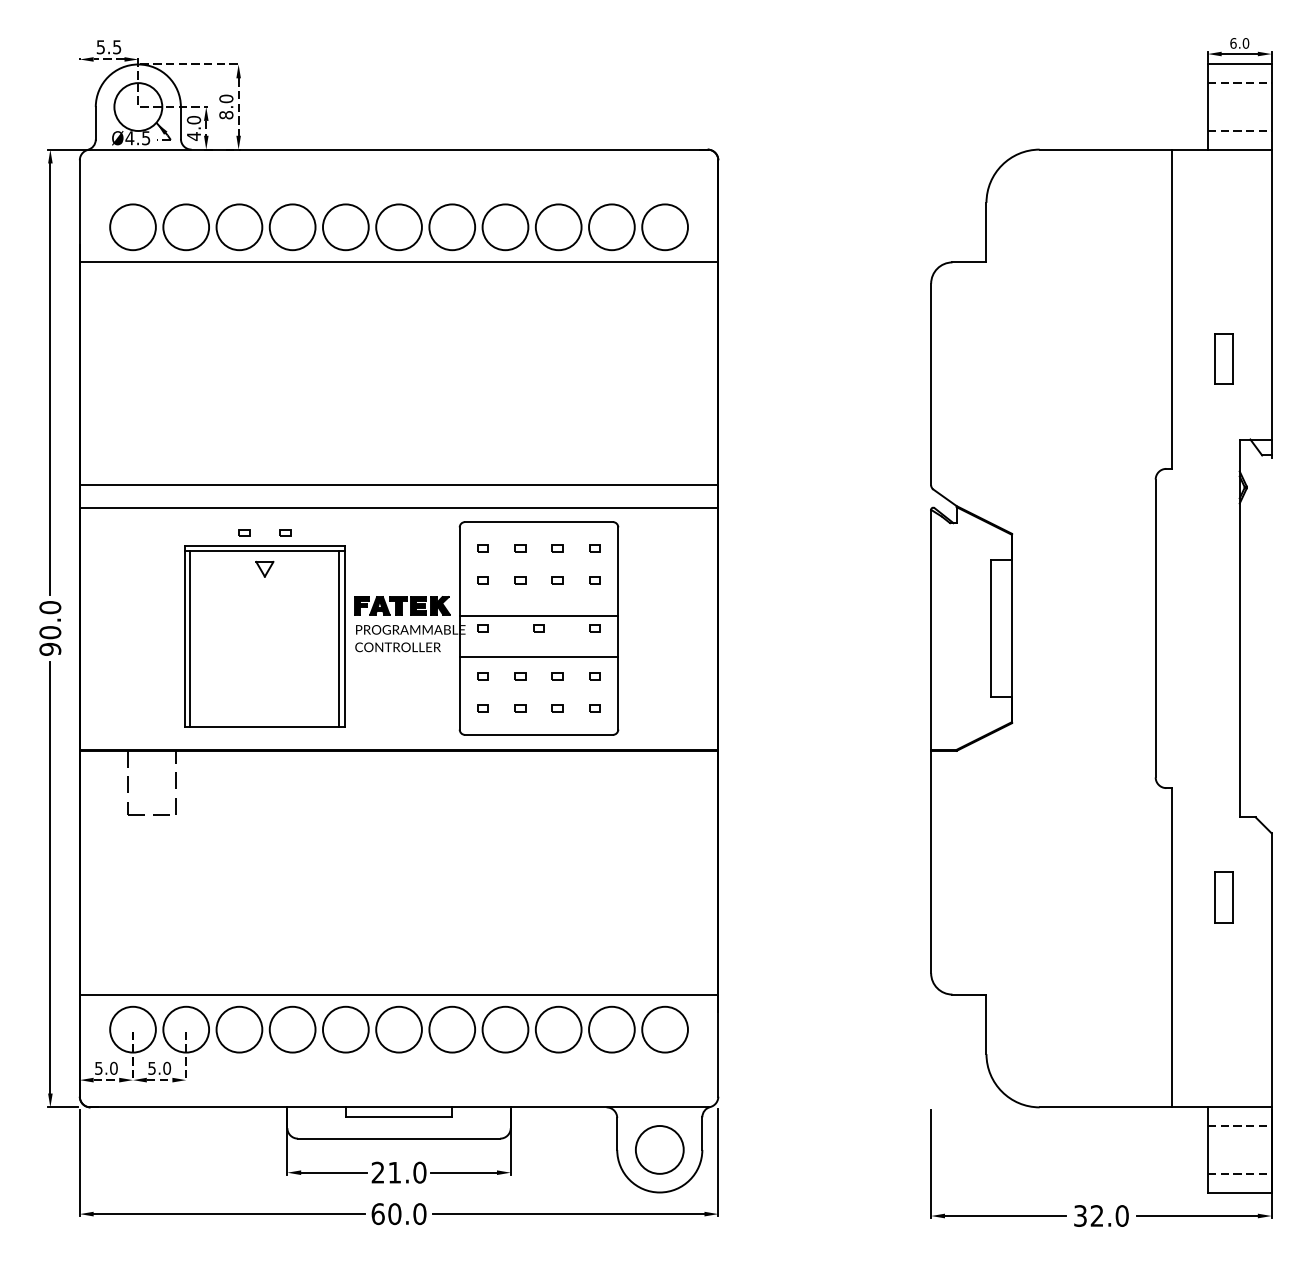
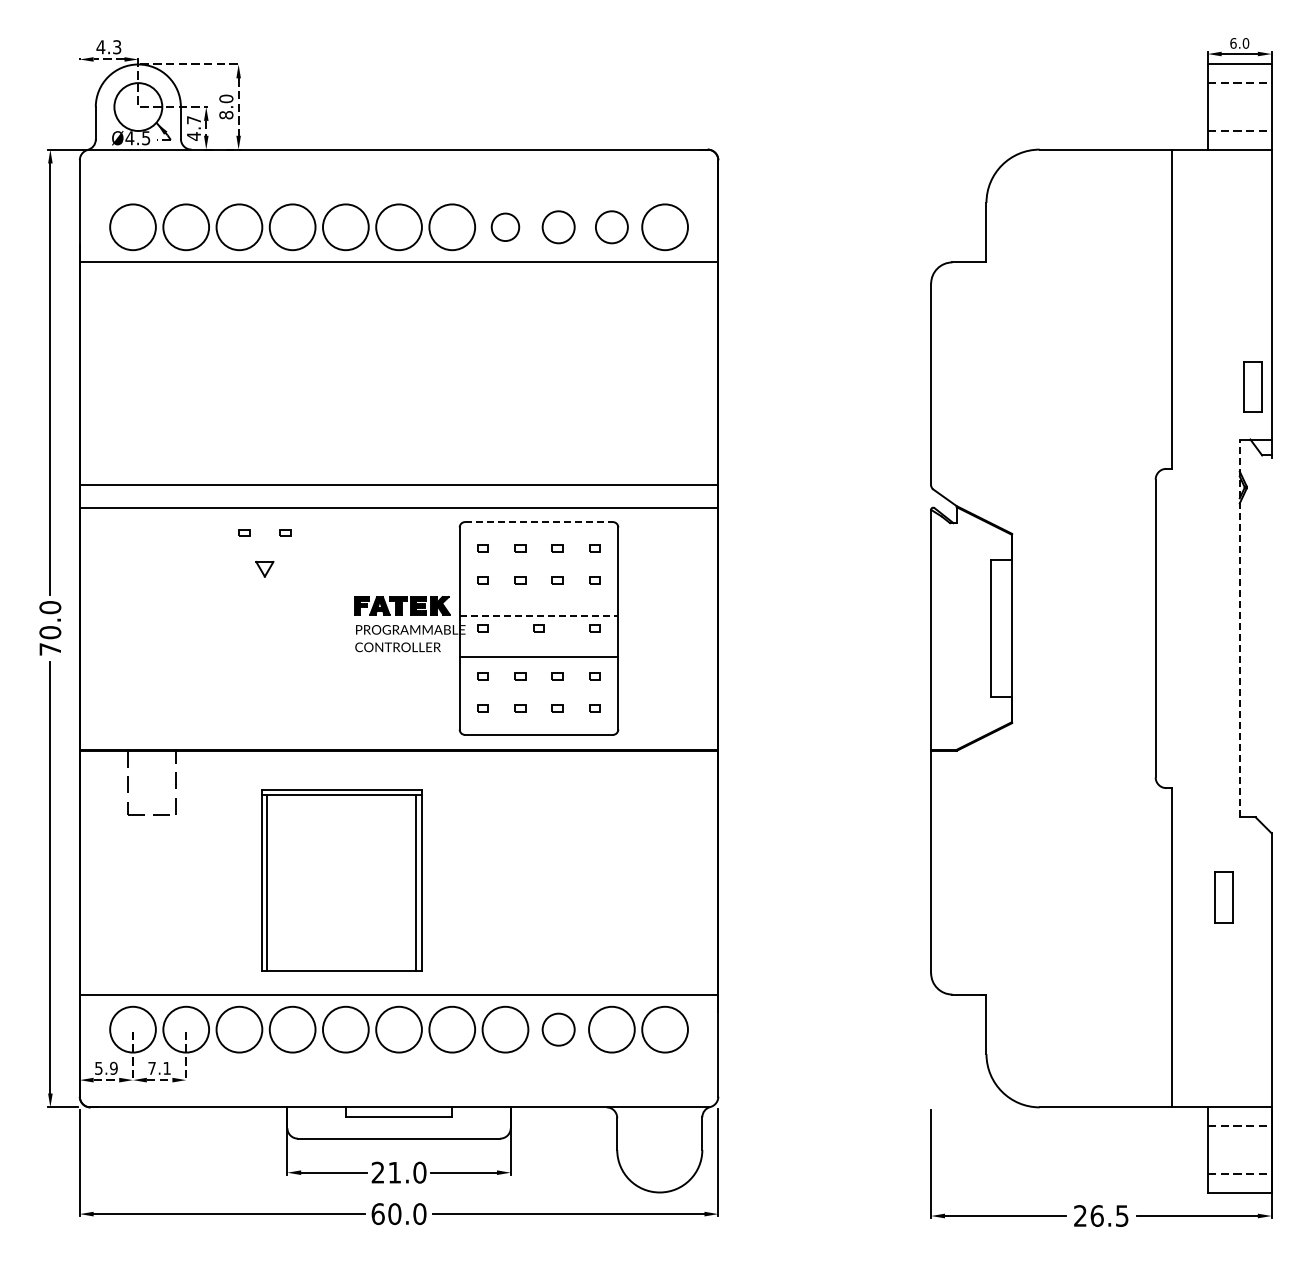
text: 5.5 -> 4.3 (108, 47)
text: 4.0 -> 4.7 (193, 120)
circle diameter: 46 px -> 27 px (505, 227)
circle diameter: 46 px -> 32 px (558, 227)
circle diameter: 46 px -> 32 px (611, 227)
part position: (1223, 358) -> (1252, 386) (1252, 386)
line: solid -> dashed (539, 522)
line: solid -> dashed (539, 615)
line: solid -> dashed (1239, 628)
part position: (264, 636) -> (341, 880) (341, 880)
text: 90.0 -> 70.0 (50, 648)
circle diameter: 46 px -> 32 px (558, 1029)
text: 5.0 -> 7.1 (159, 1067)
text: 5.0 -> 5.9 (113, 1068)
circle: present -> none (659, 1149)
text: 32.0 -> 26.5 (1101, 1215)
